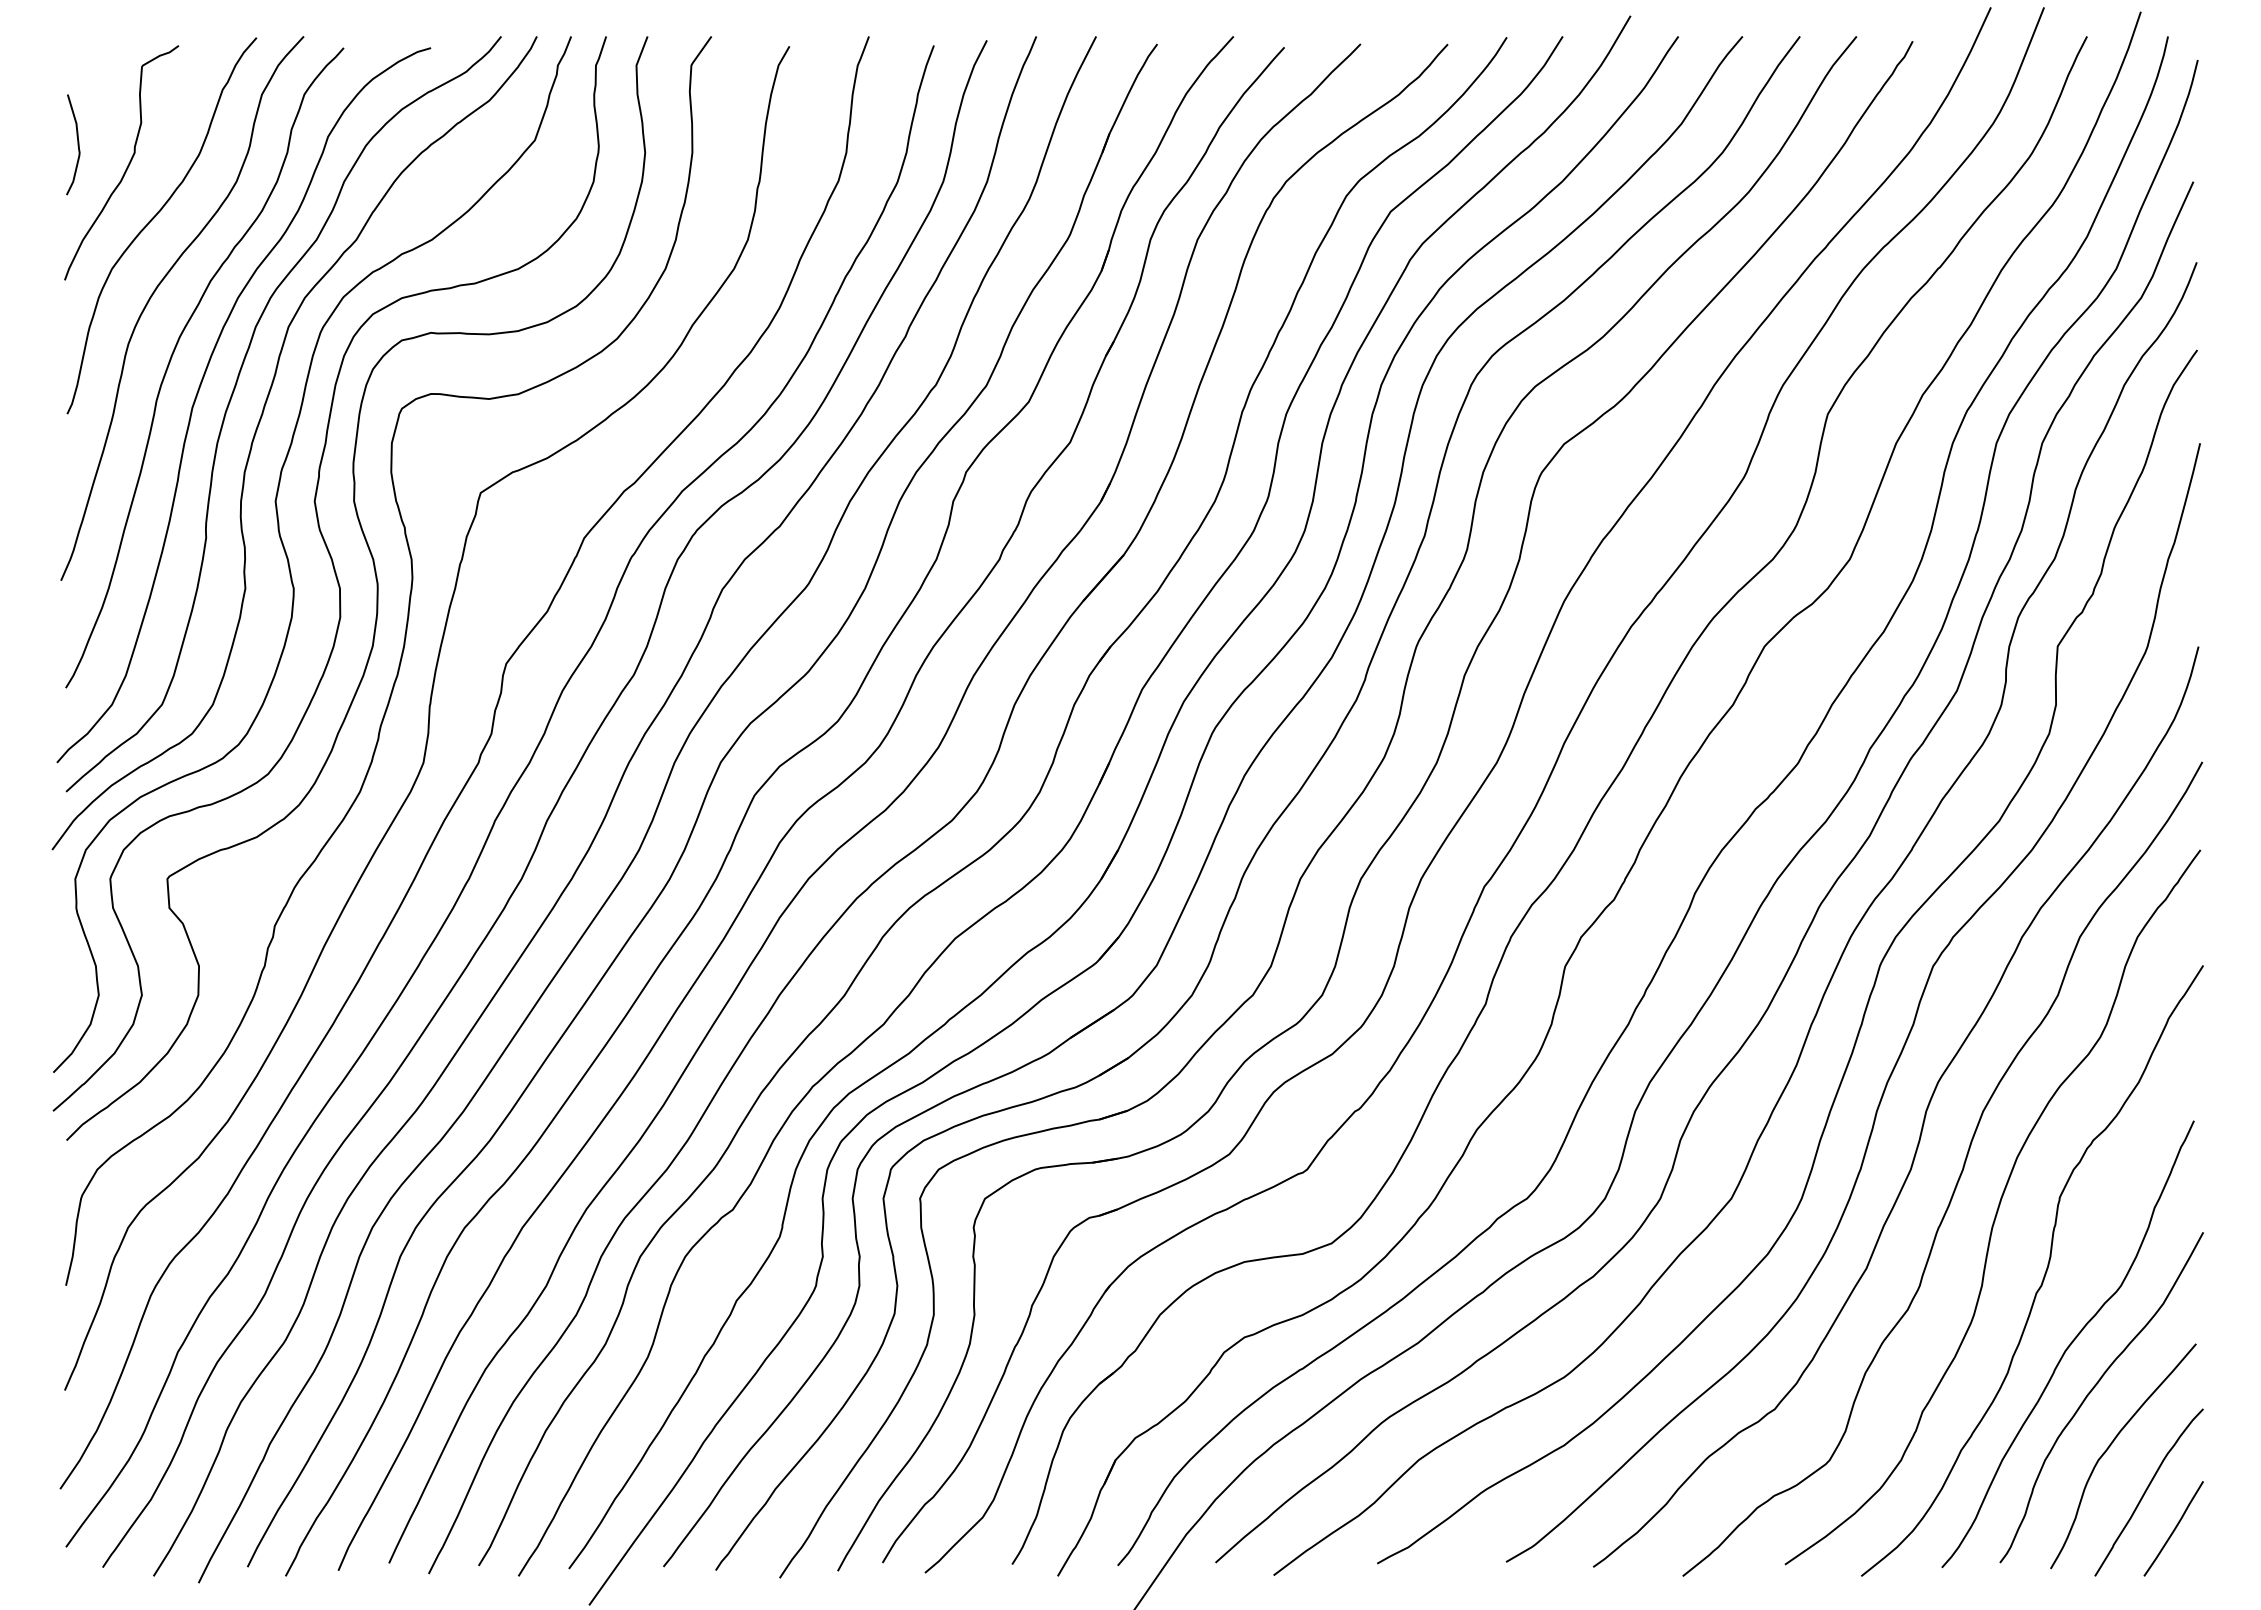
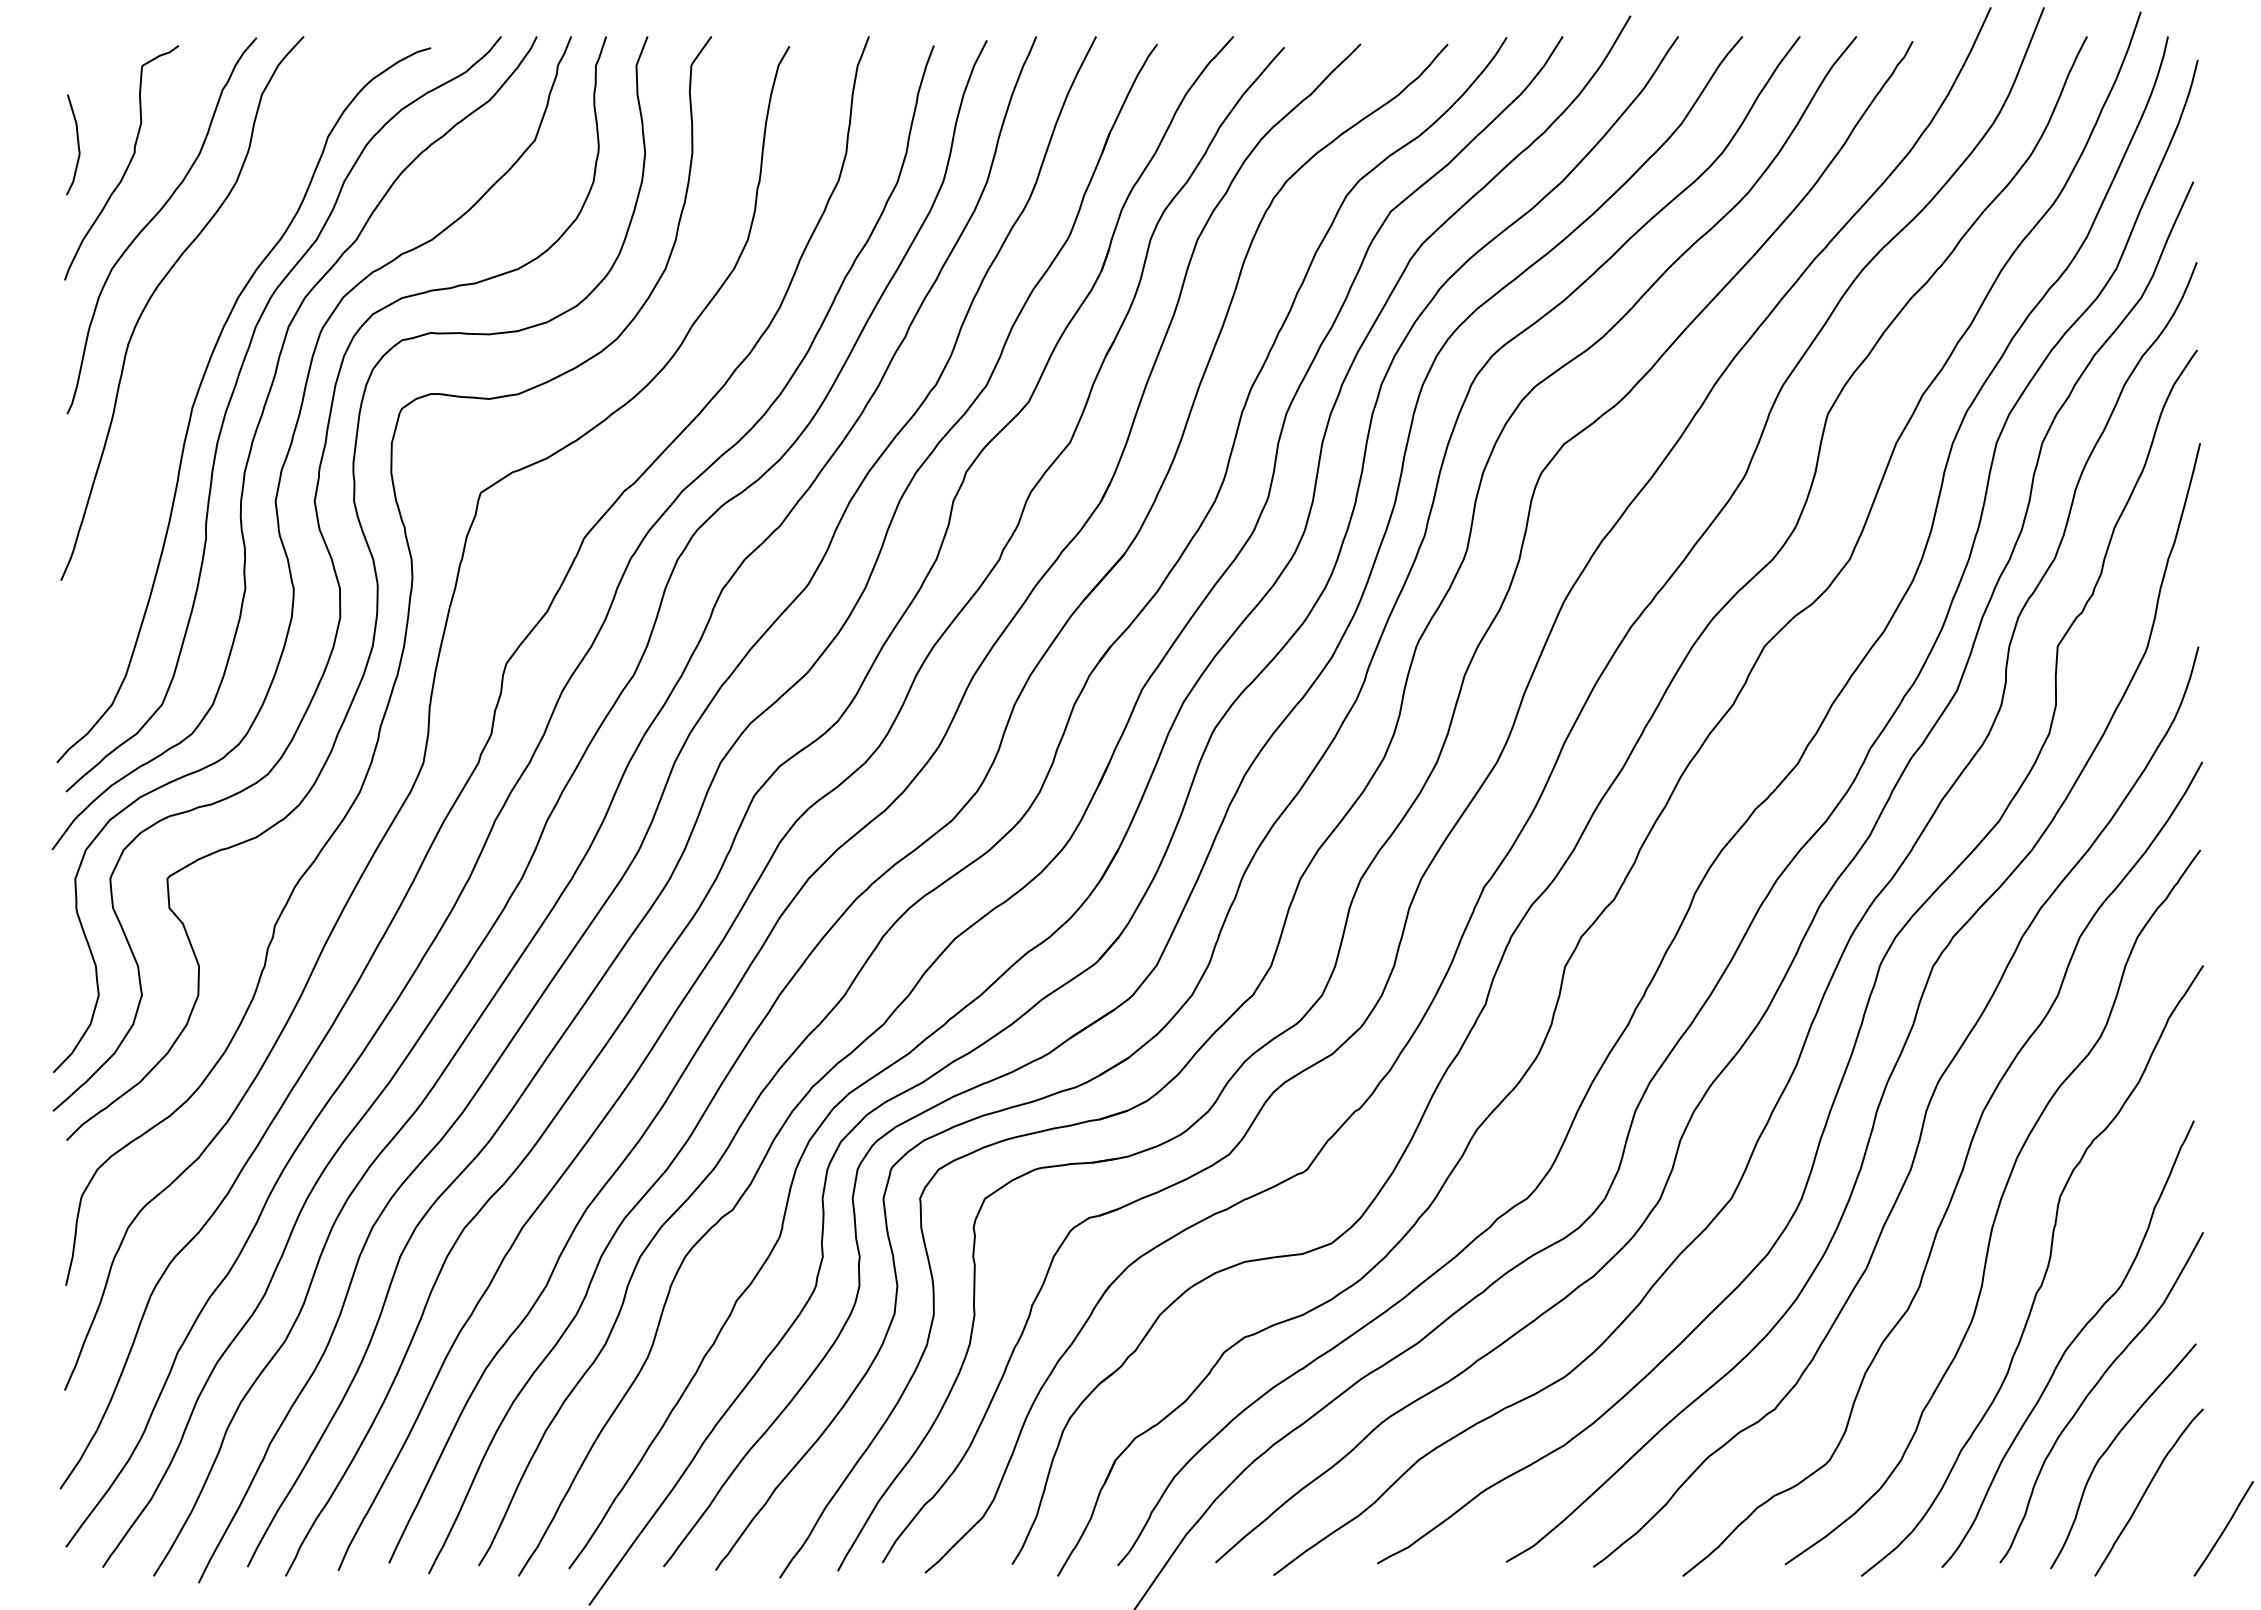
curve: present -> none (172, 357)
curve position: (2174, 1528) -> (2224, 1528) (2224, 1528)
